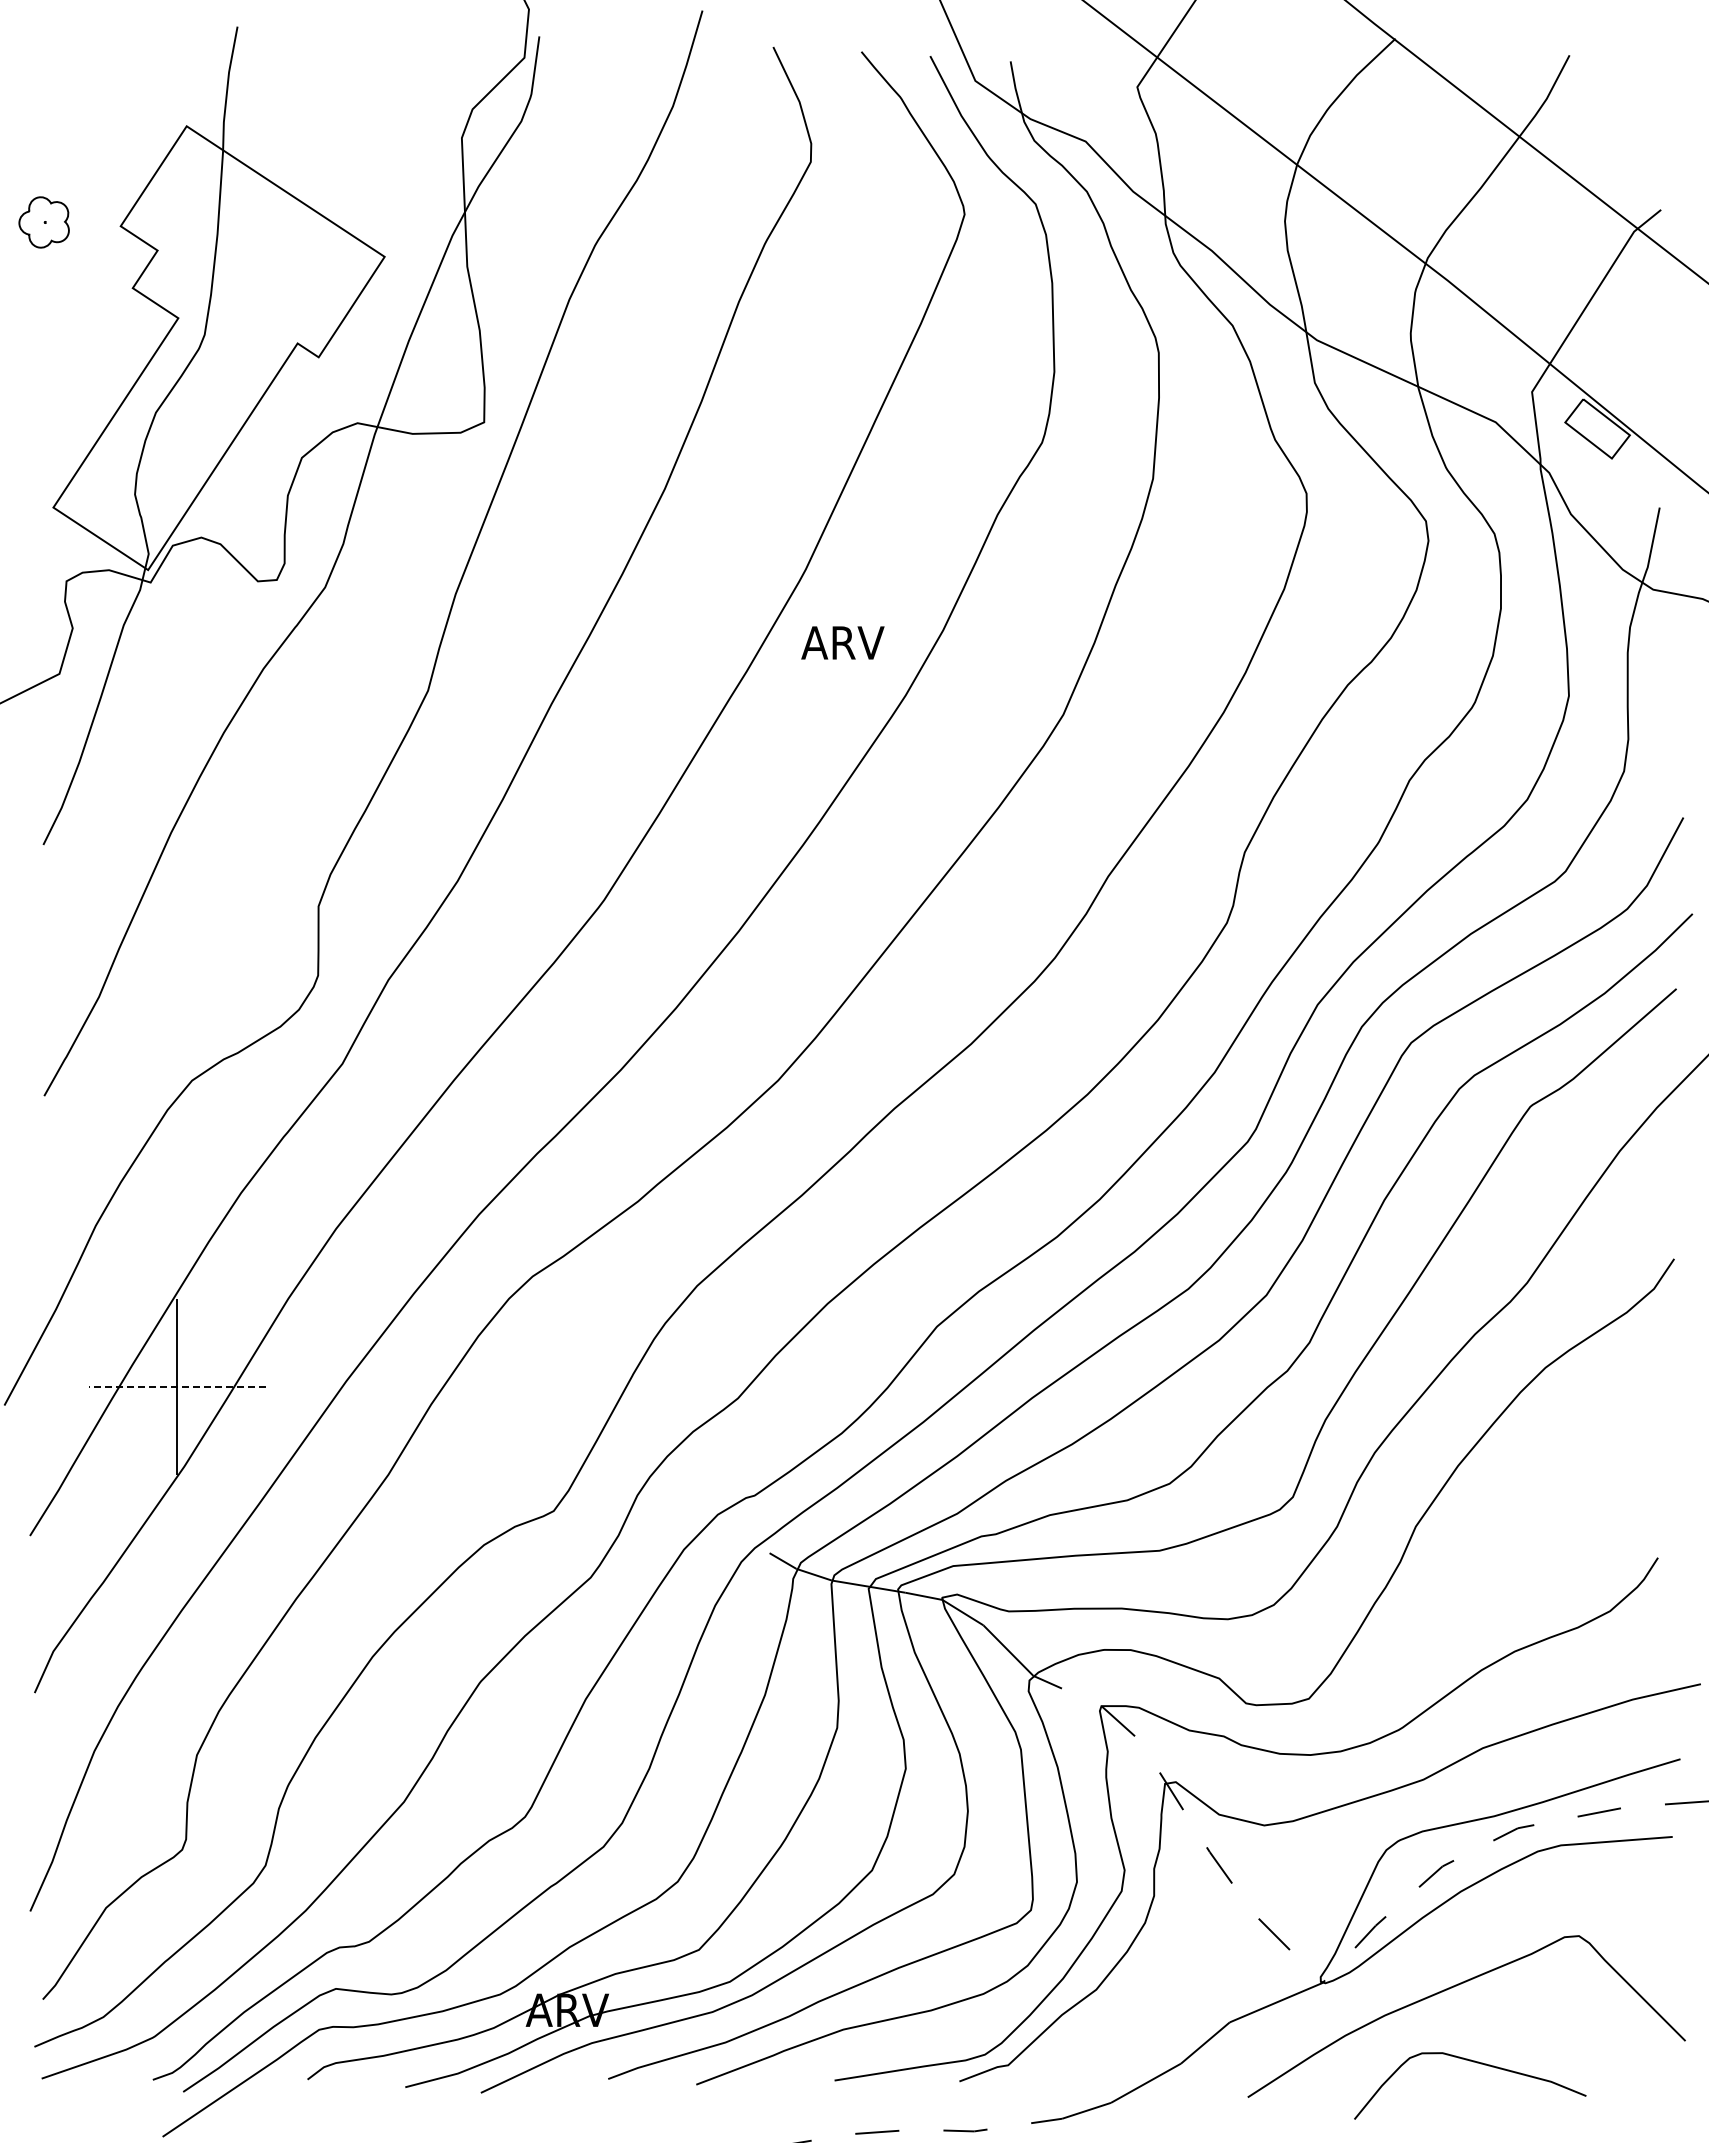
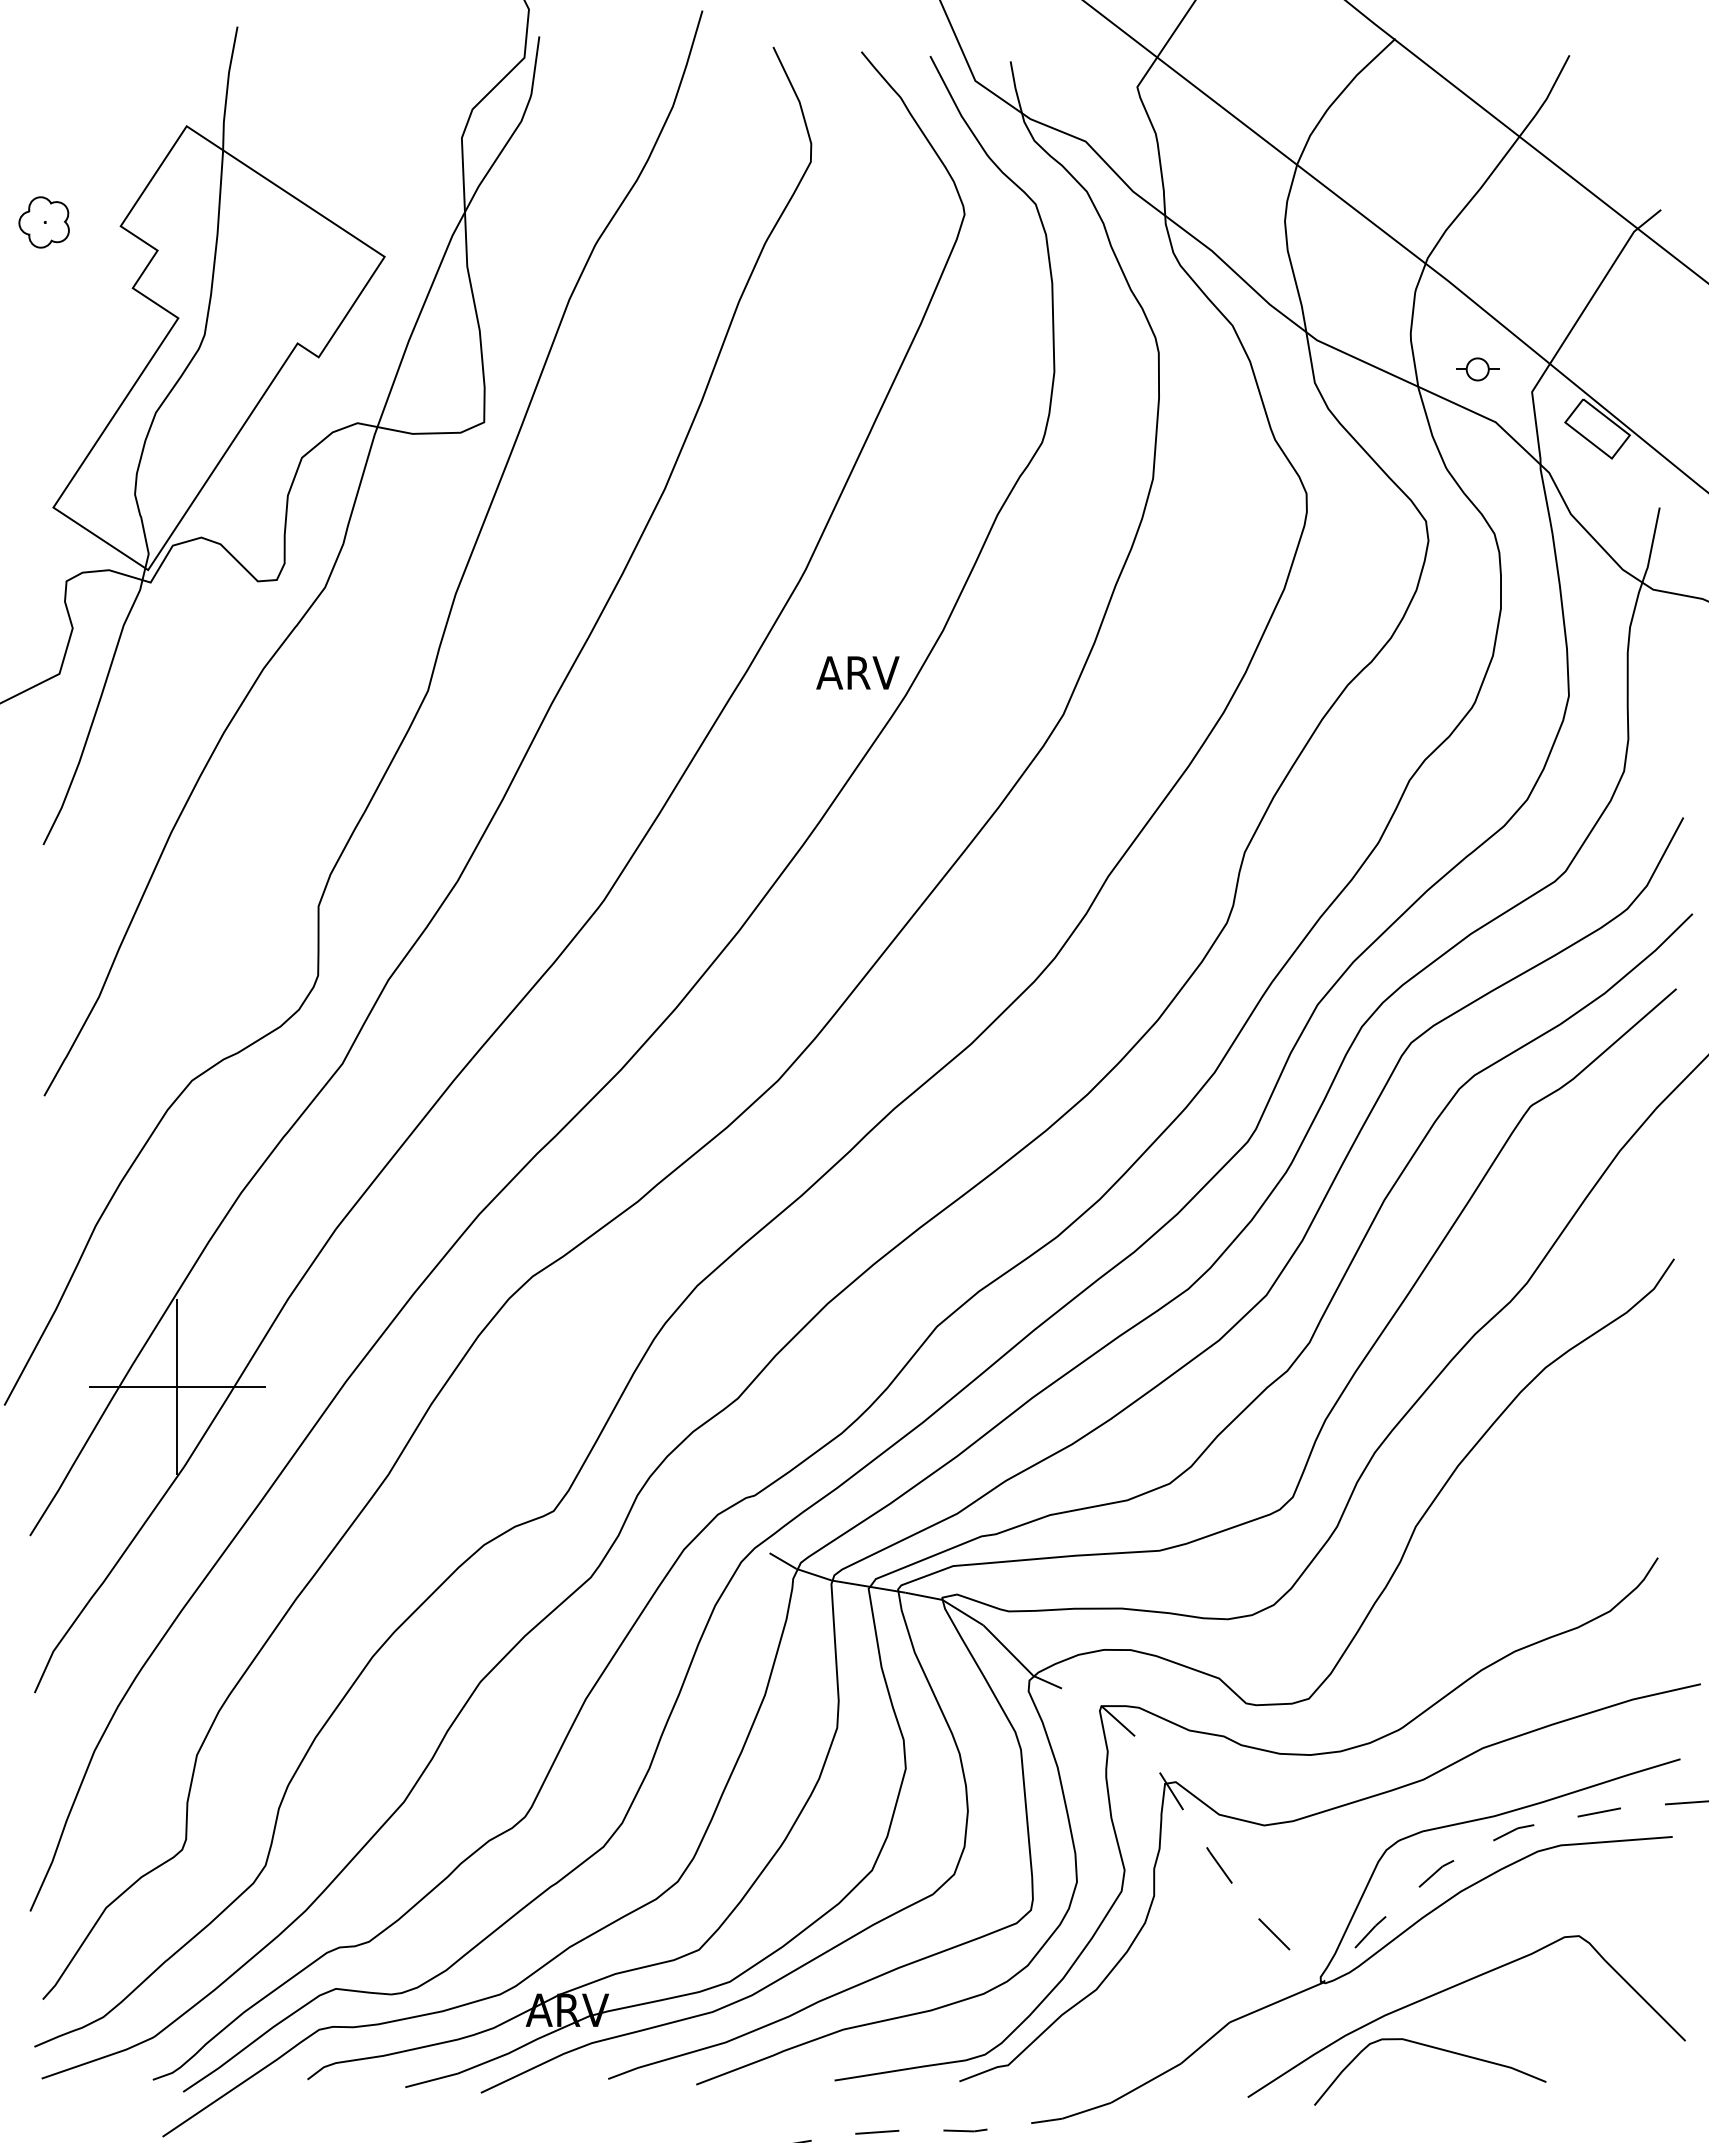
part: none -> present (1477, 369)
text position: (842, 642) -> (857, 672) (857, 672)
line: dashed -> solid (176, 1387)
curve position: (1477, 2063) -> (1437, 2049) (1437, 2049)
